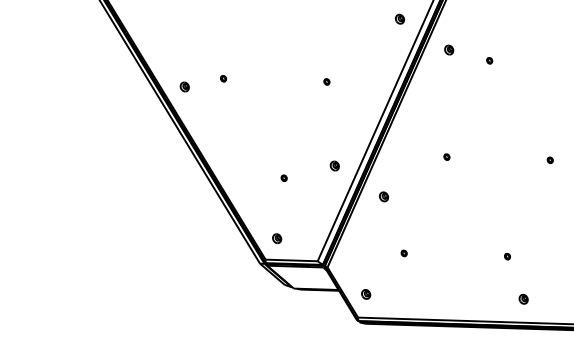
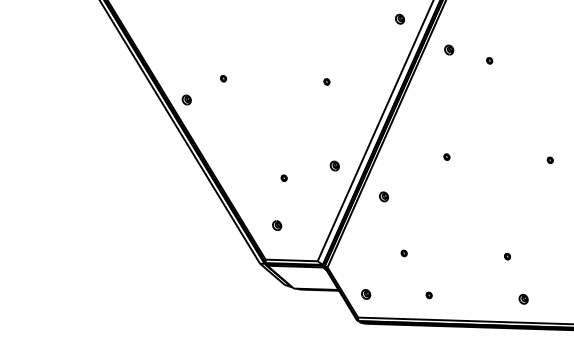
part position: (184, 86) -> (186, 99) (186, 99)
part position: (277, 238) -> (277, 225) (277, 225)
part: none -> present (428, 295)
